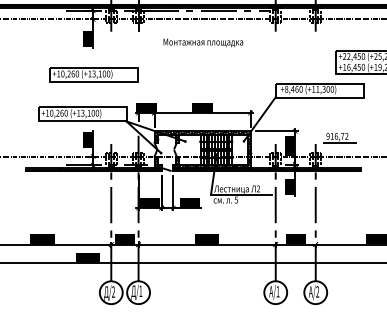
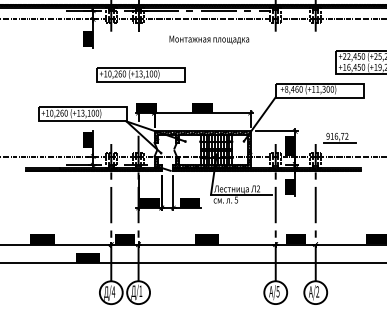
text position: (203, 42) -> (209, 39) (209, 39)
part position: (93, 74) -> (140, 74) (140, 74)
text: /2 -> /4 (113, 291)
text: /1 -> /5 (277, 291)
